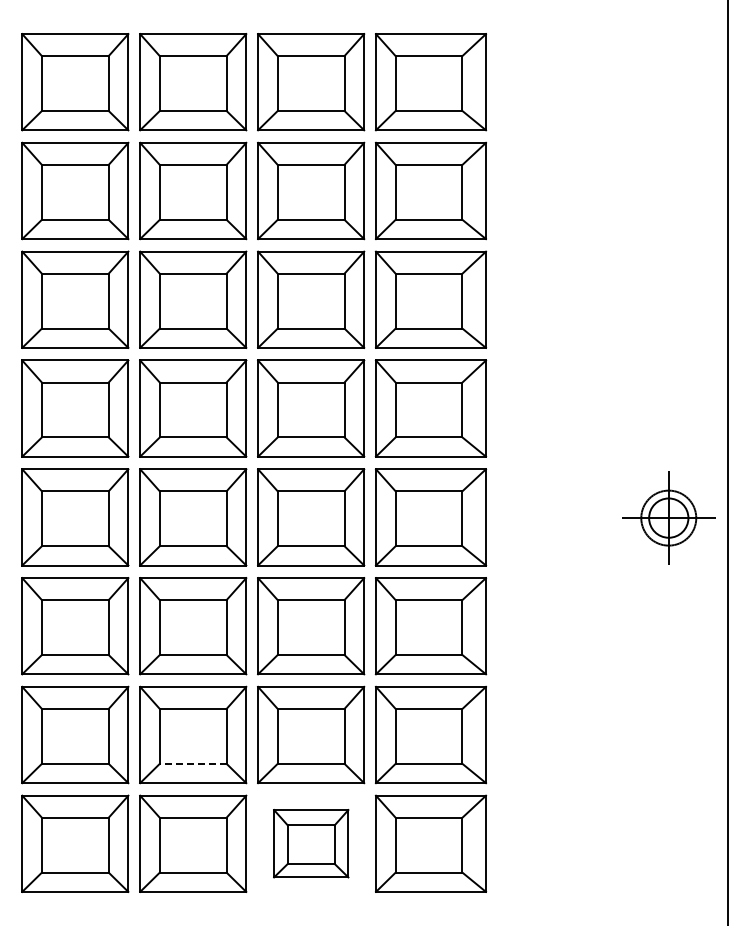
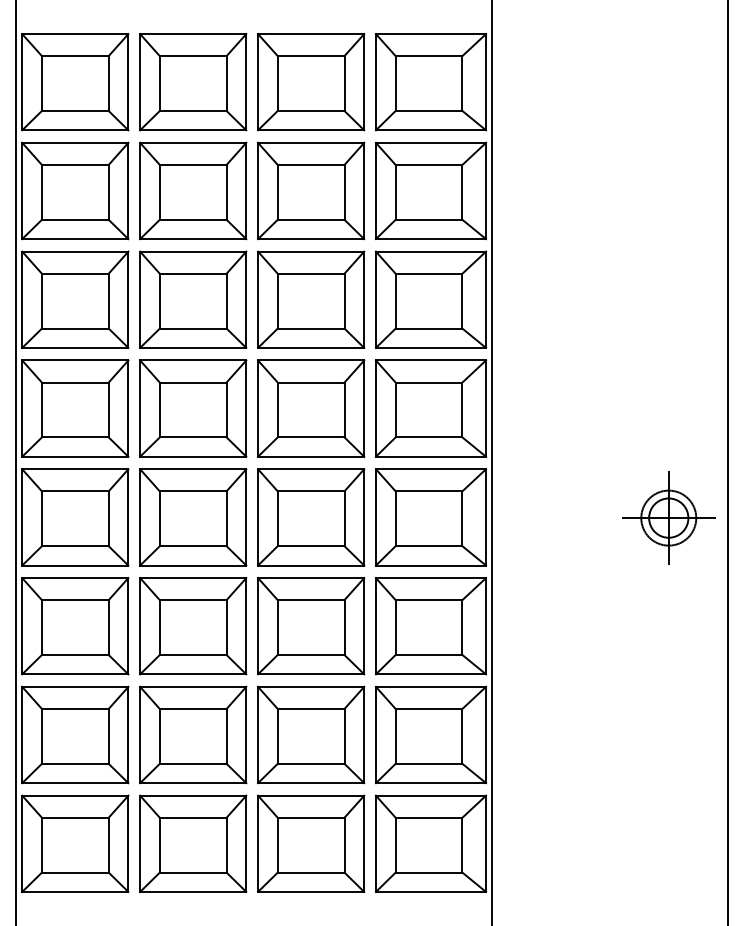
line: none -> present (16, 462)
line: none -> present (491, 462)
line: dashed -> solid (192, 763)
part size: 77x70 px -> 109x99 px (311, 843)
